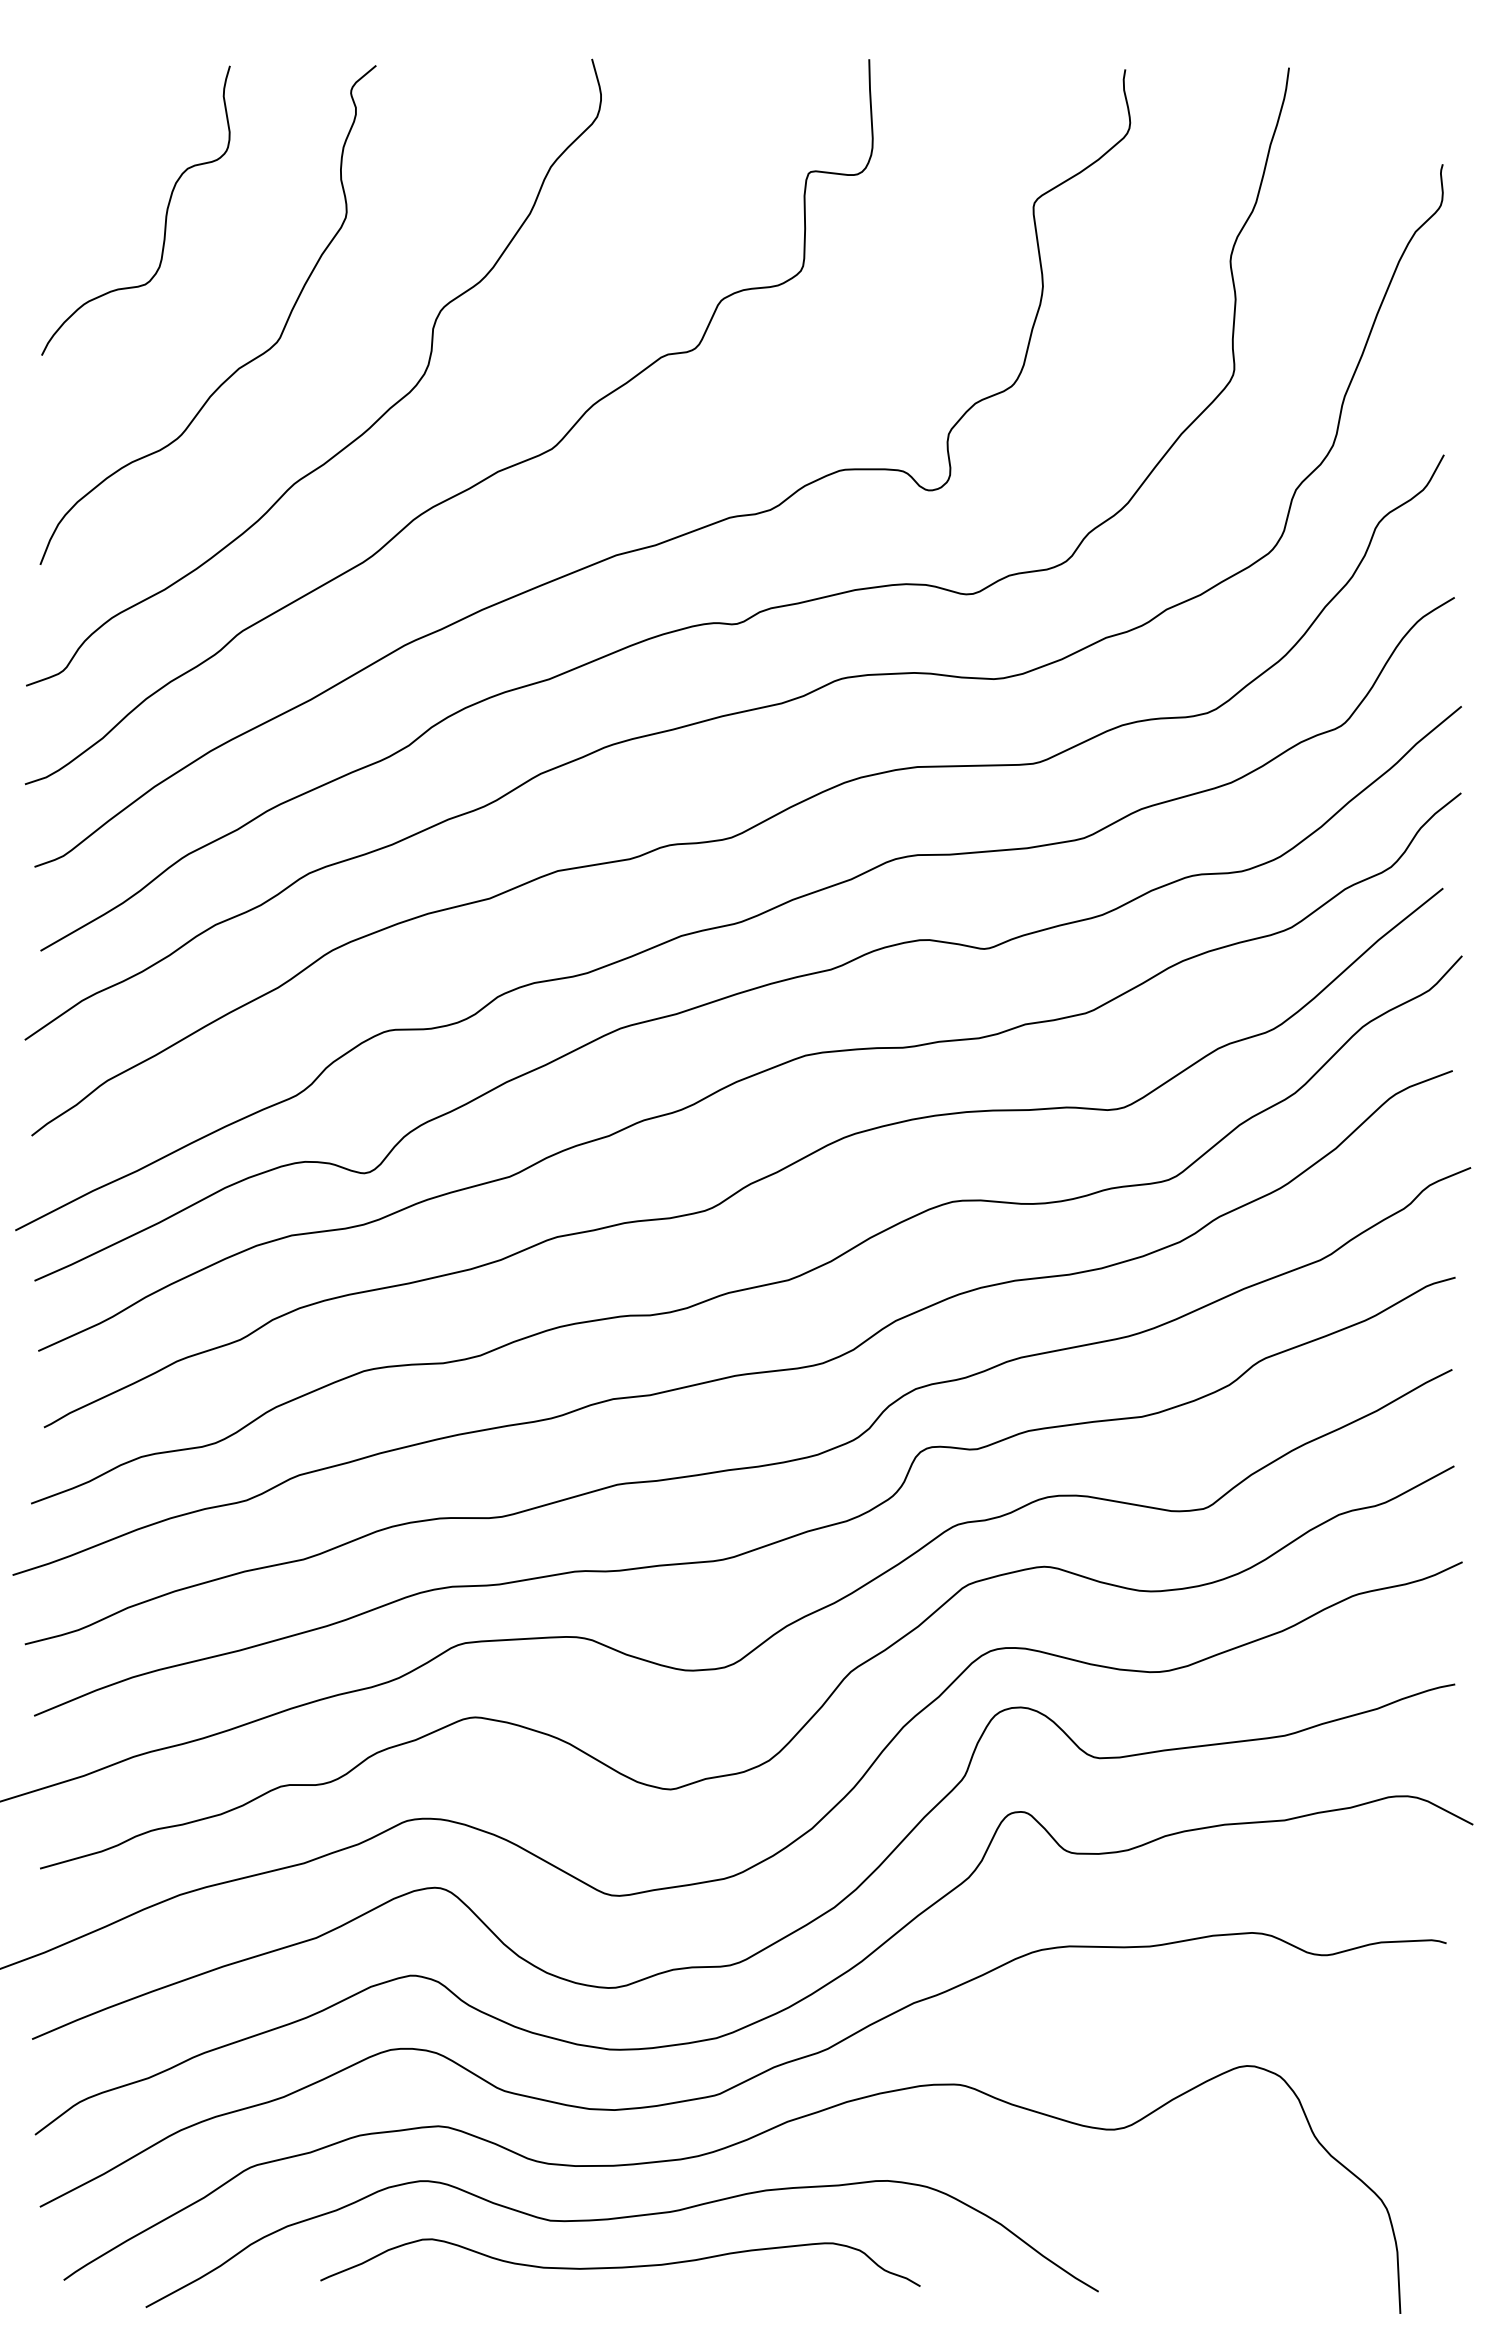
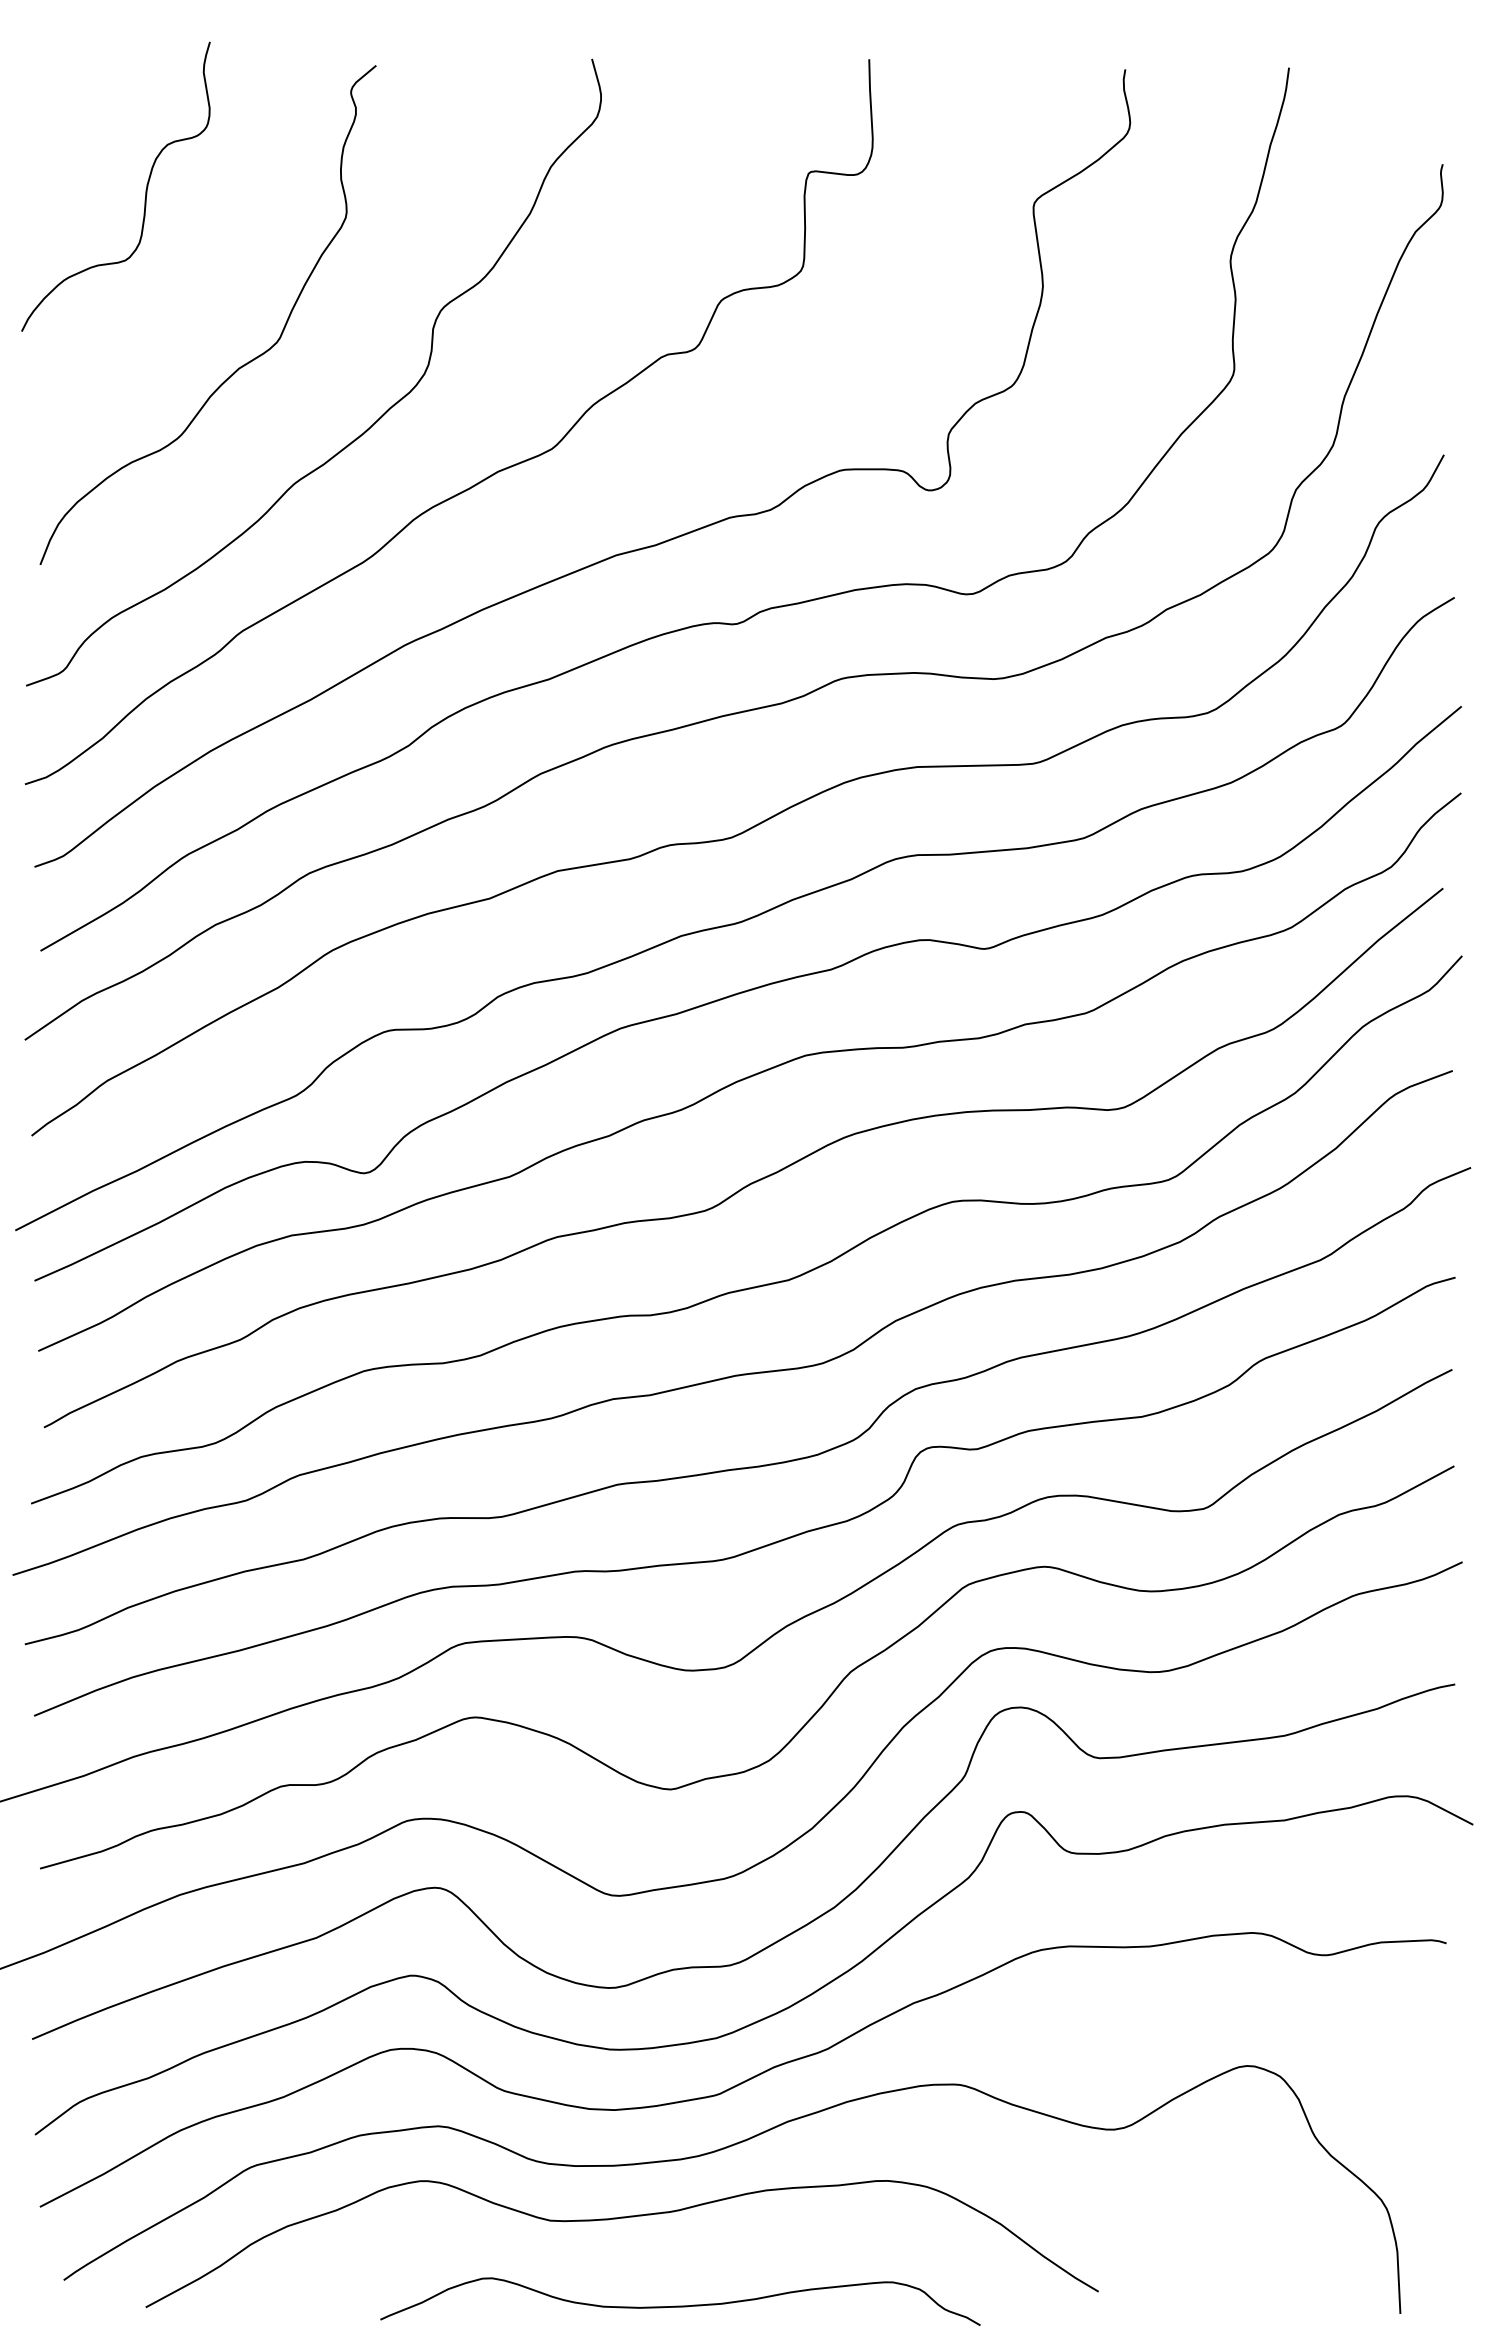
curve position: (165, 214) -> (145, 190) (145, 190)
curve position: (620, 2266) -> (680, 2305) (680, 2305)
